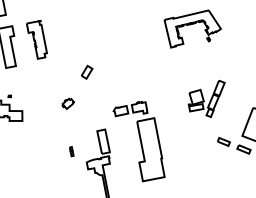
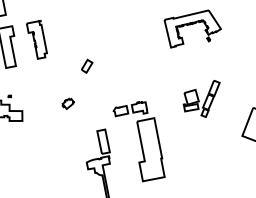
part position: (87, 71) -> (87, 65) (87, 65)
part position: (206, 99) -> (201, 99) (201, 99)
part: present -> none (234, 145)
part: present -> none (71, 151)
